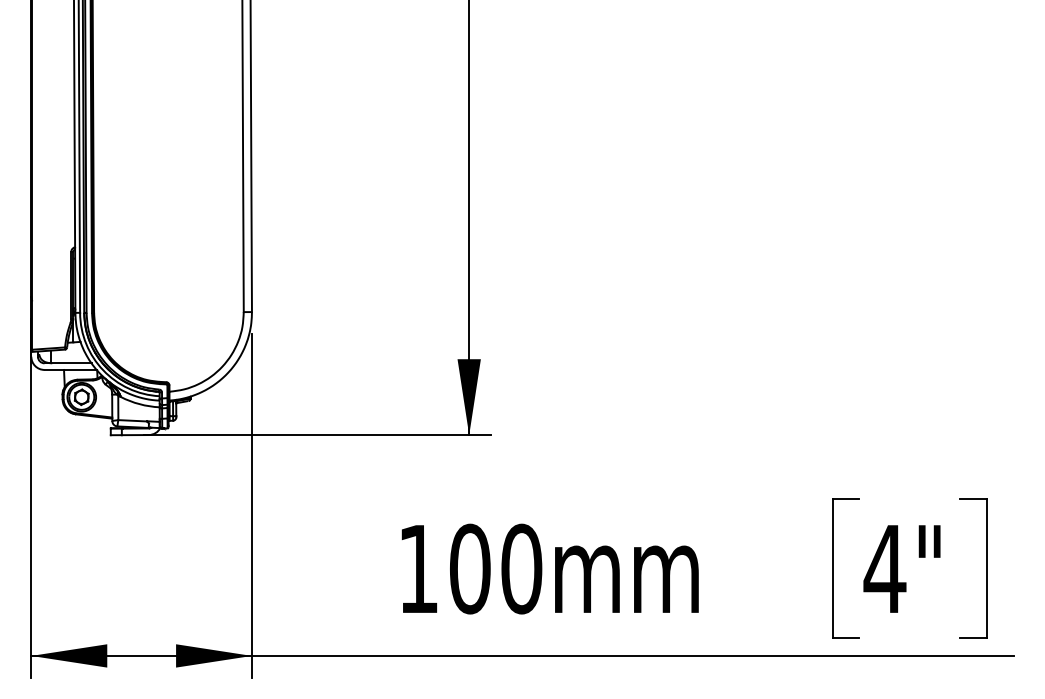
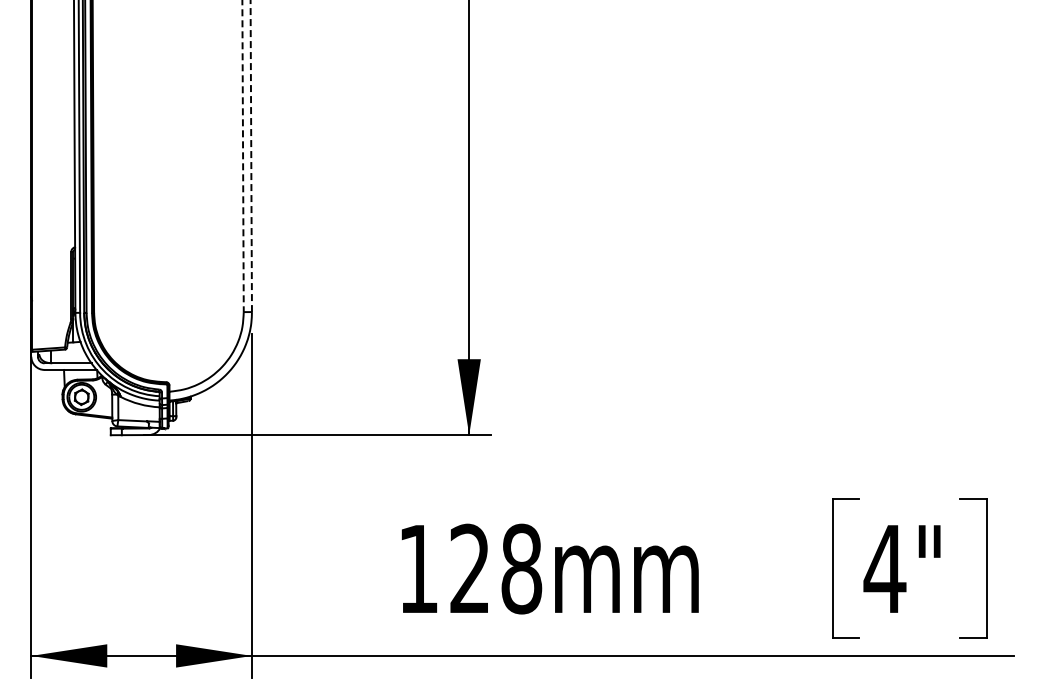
line: solid -> dashed (243, 156)
line: solid -> dashed (251, 156)
text: 100mm -> 128mm (496, 568)
